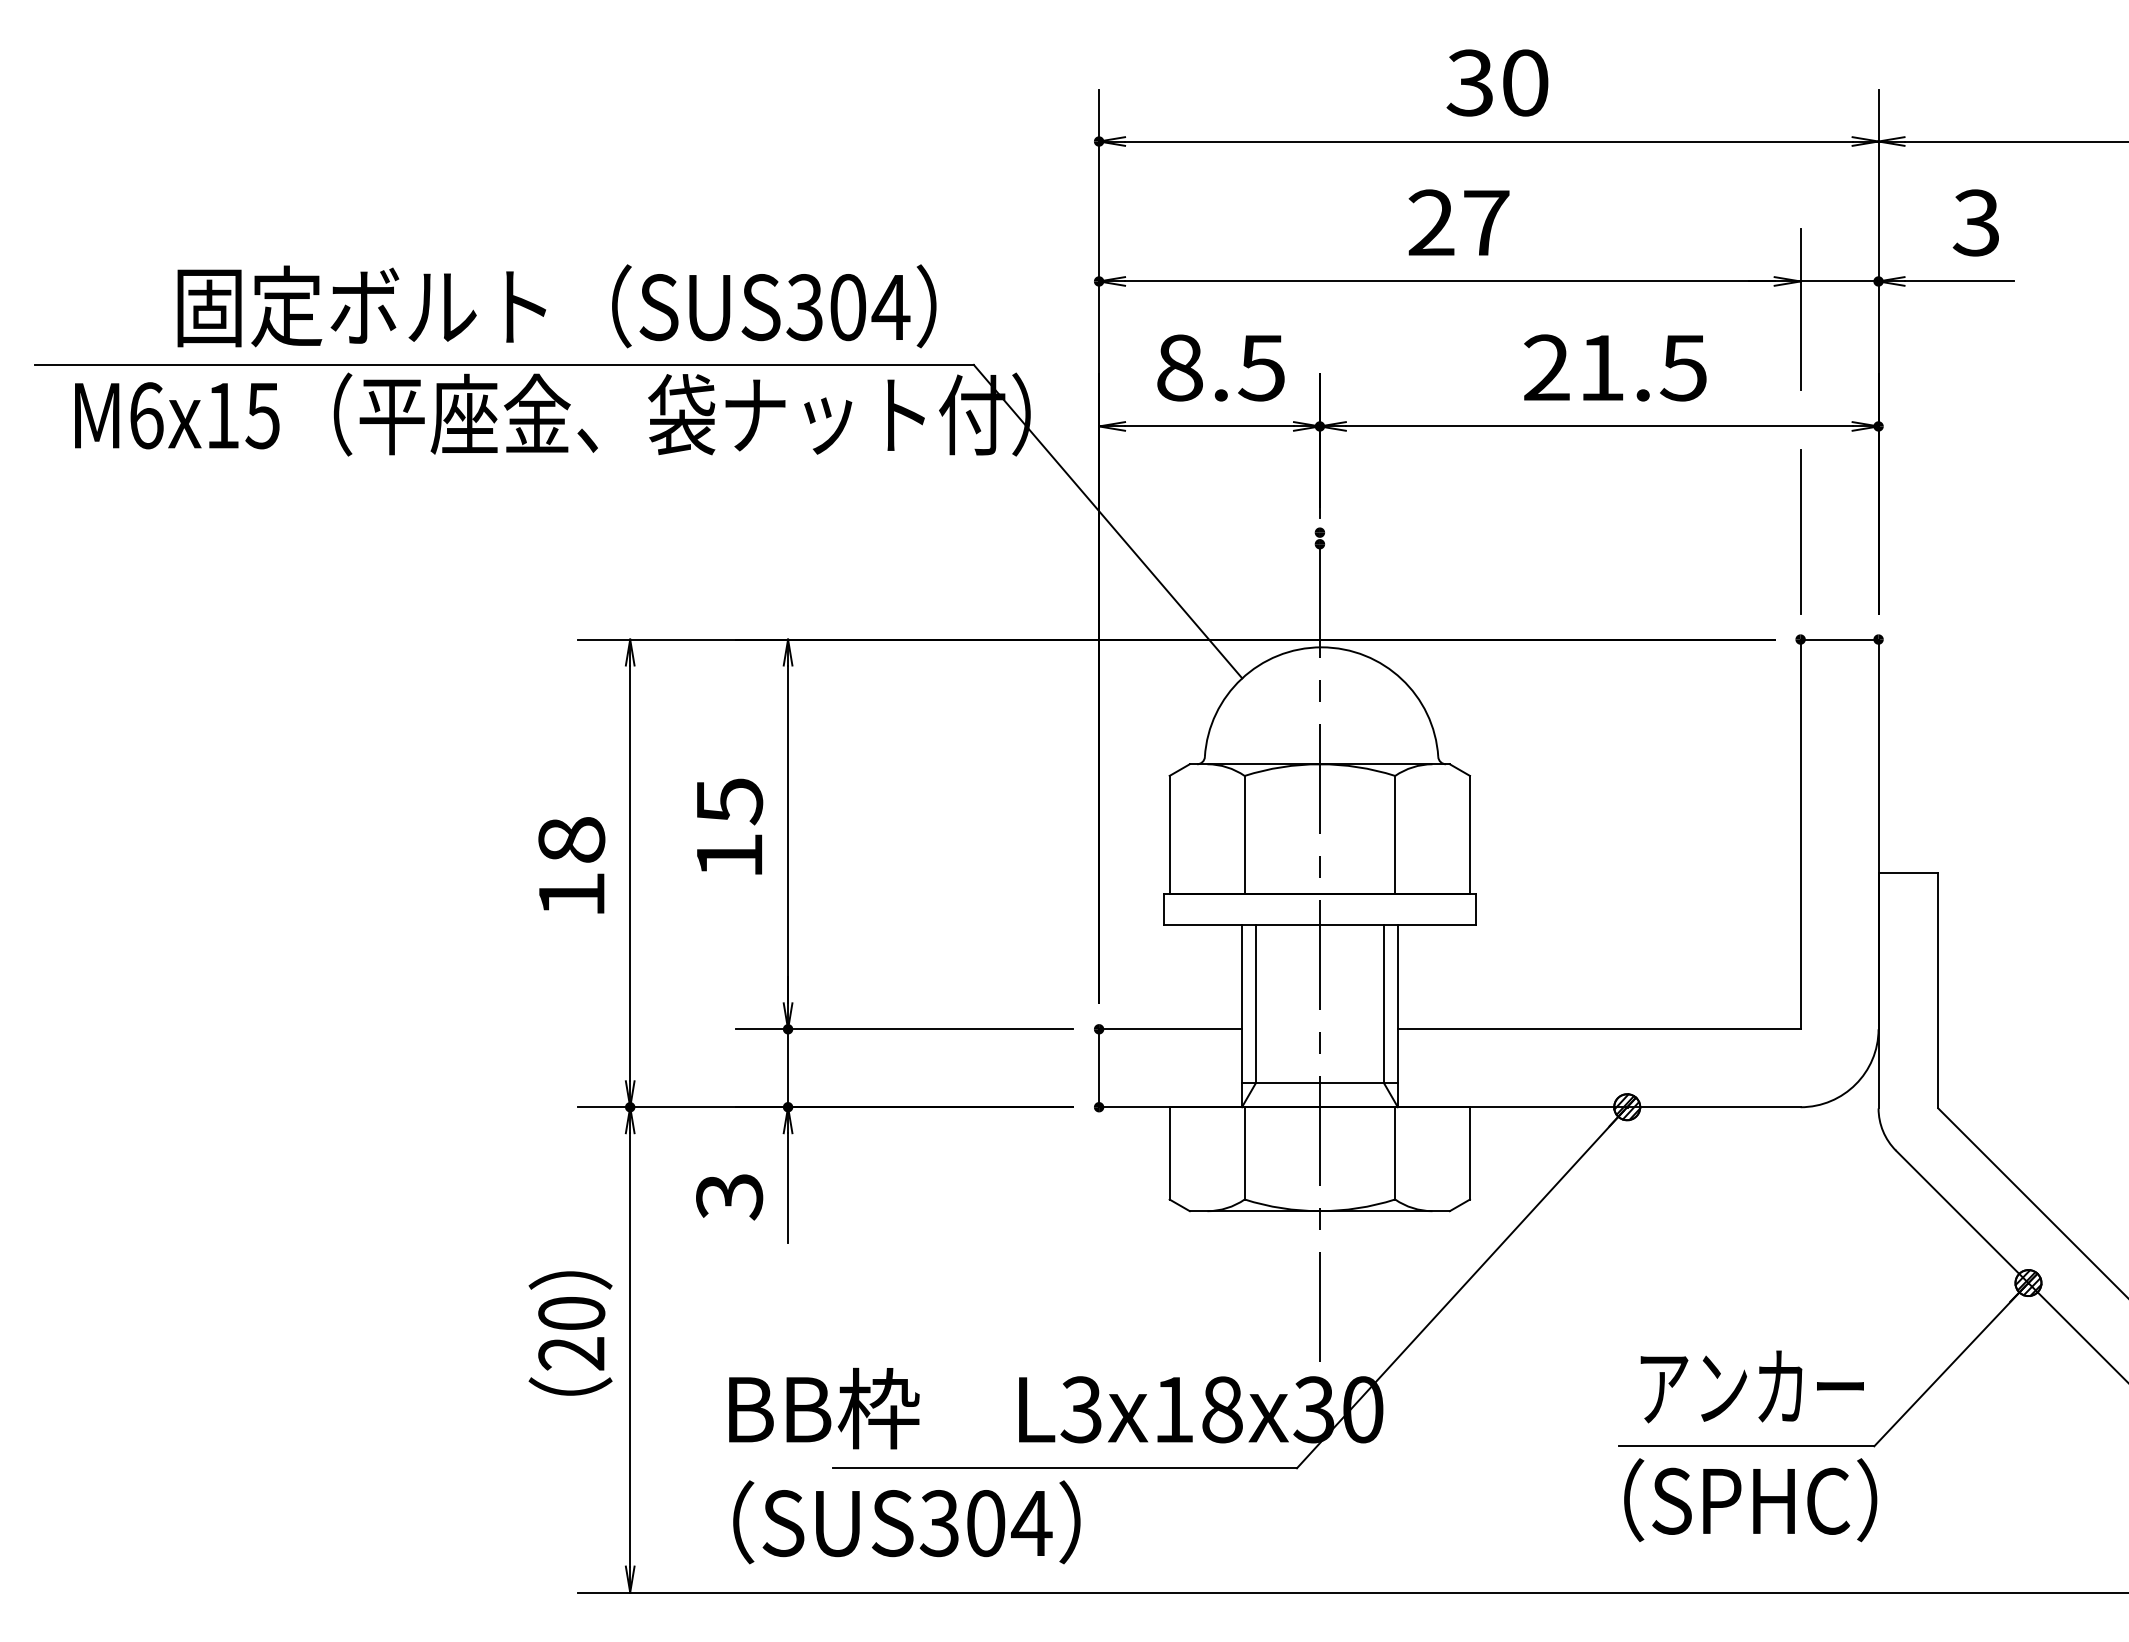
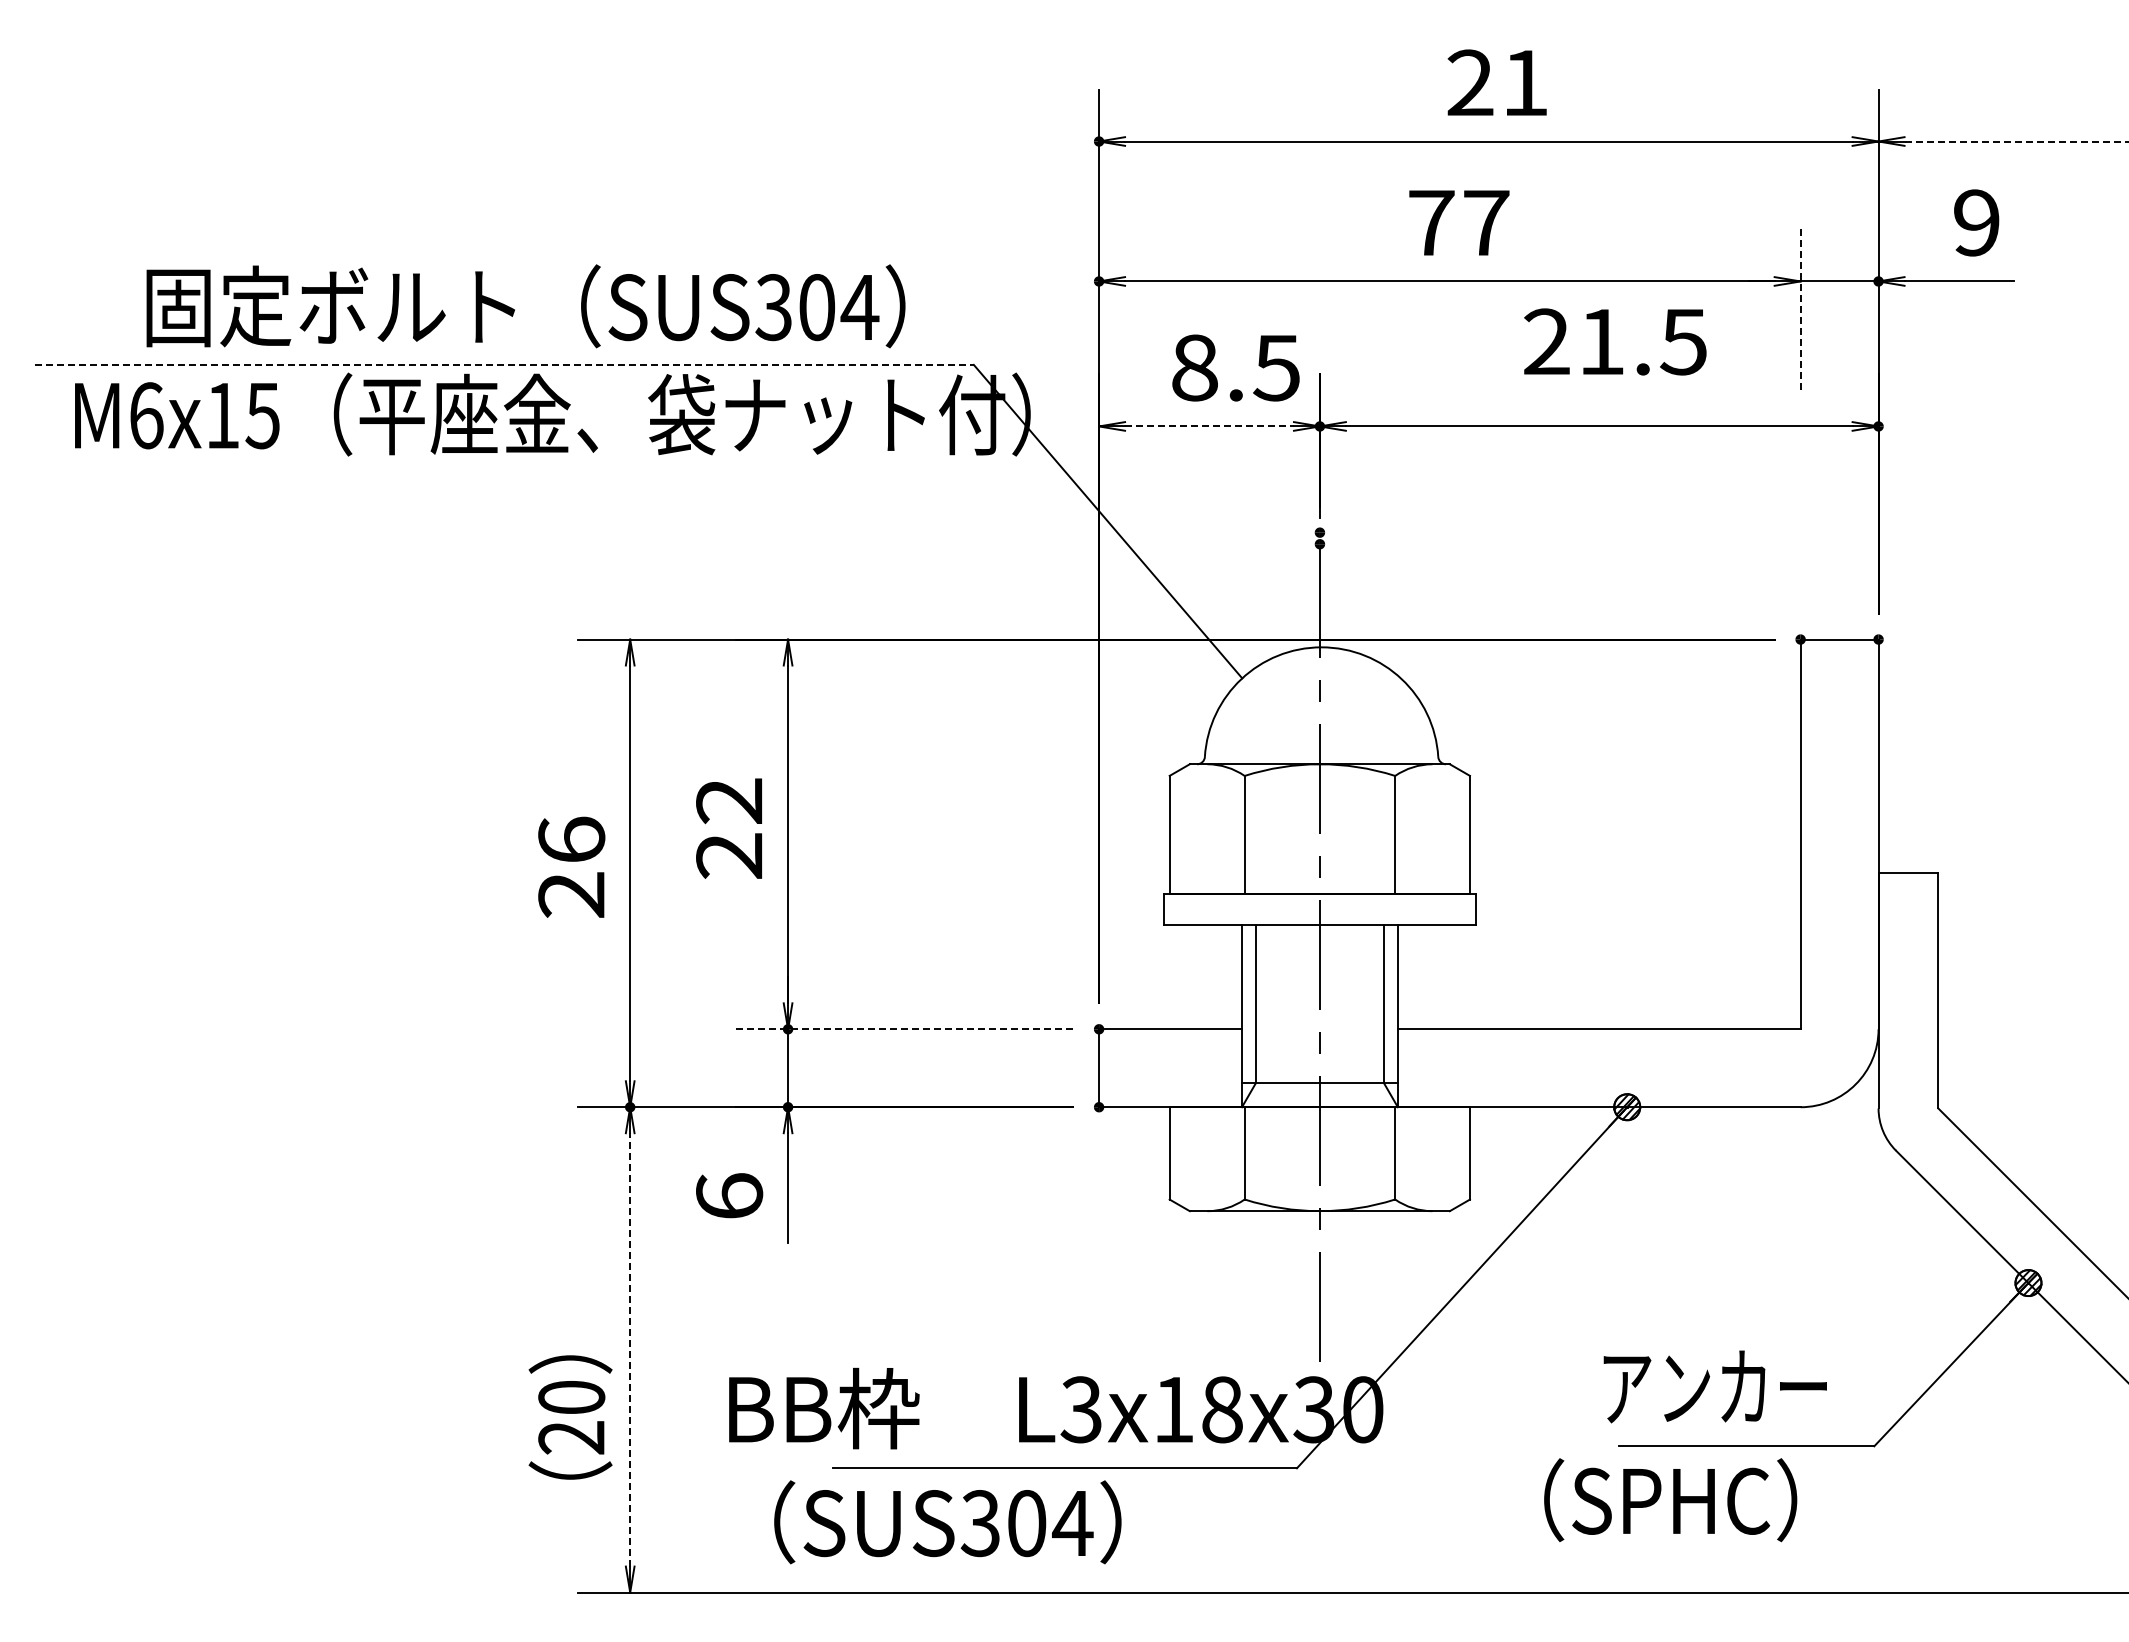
text: 30 -> 21 (1497, 82)
line: solid -> dashed (2016, 141)
text: 27 -> 77 (1431, 222)
text: 3 -> 9 (1975, 222)
text position: (556, 306) -> (525, 306) (525, 306)
line: solid -> dashed (1800, 309)
line: solid -> dashed (504, 364)
text position: (1220, 367) -> (1235, 367) (1235, 367)
text position: (1615, 367) -> (1615, 341) (1615, 341)
line: solid -> dashed (1210, 426)
line: present -> none (1800, 531)
text: 15 -> 22 (729, 828)
text: 18 -> 26 (571, 866)
line: solid -> dashed (904, 1029)
text: 3 -> 6 (729, 1196)
text position: (570, 1333) -> (570, 1417) (570, 1417)
line: solid -> dashed (630, 1349)
text position: (1751, 1386) -> (1714, 1386) (1714, 1386)
text position: (1750, 1500) -> (1670, 1500) (1670, 1500)
text position: (906, 1522) -> (947, 1522) (947, 1522)
